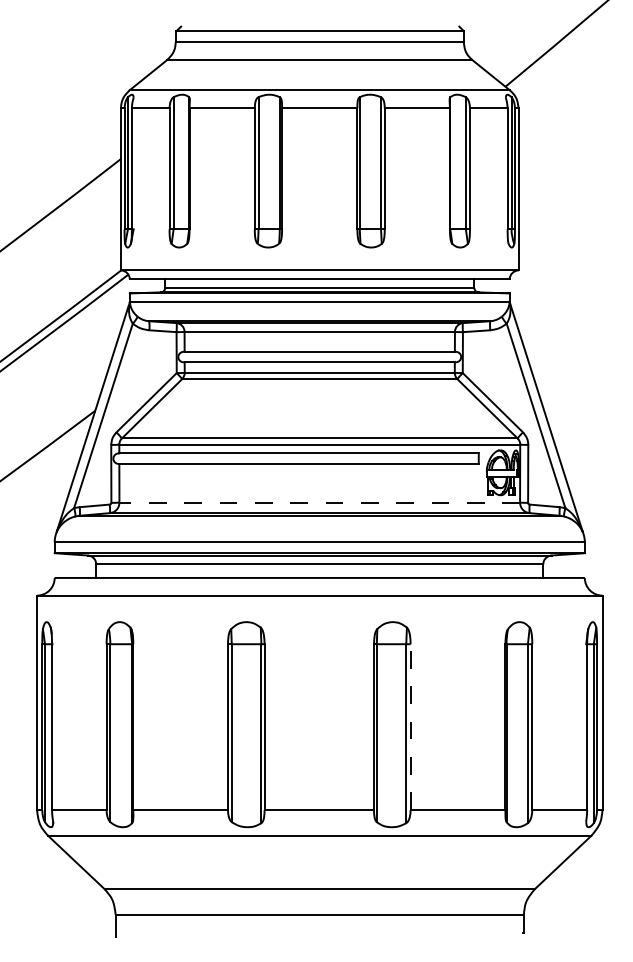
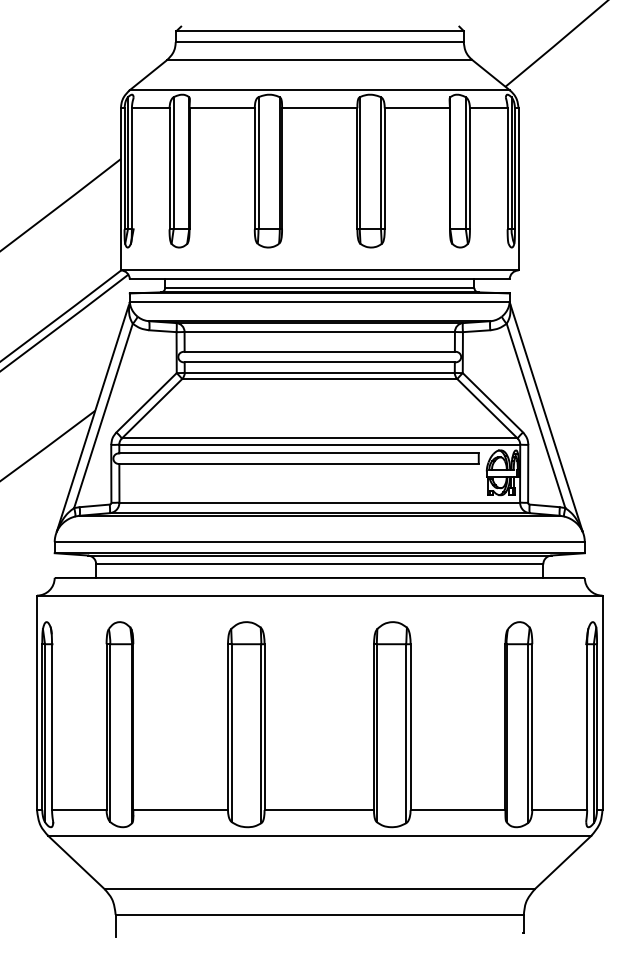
line: dashed -> solid (319, 502)
line: dashed -> solid (410, 727)
